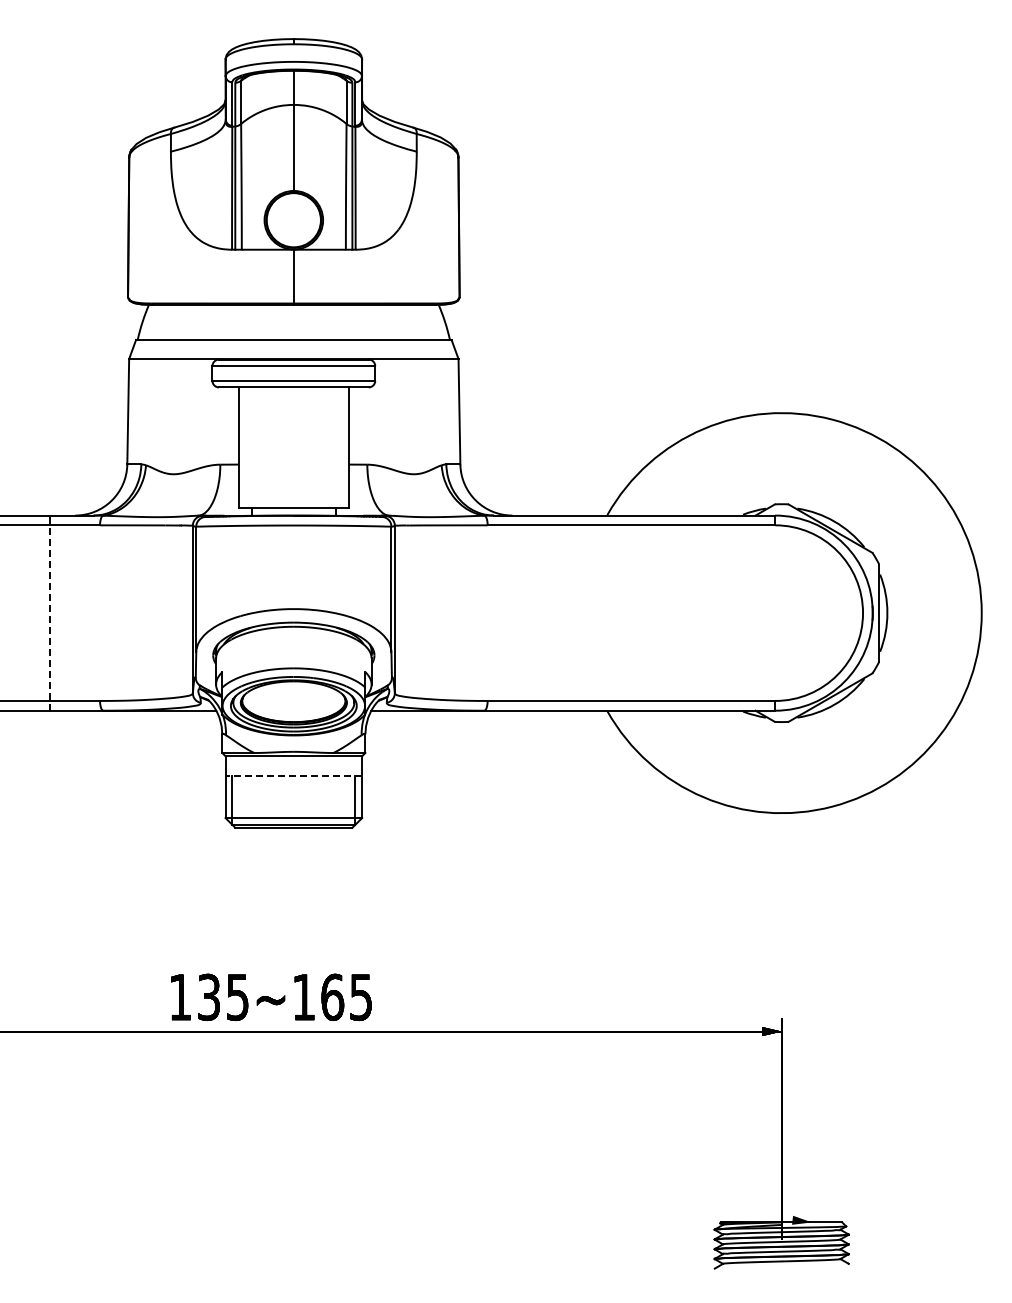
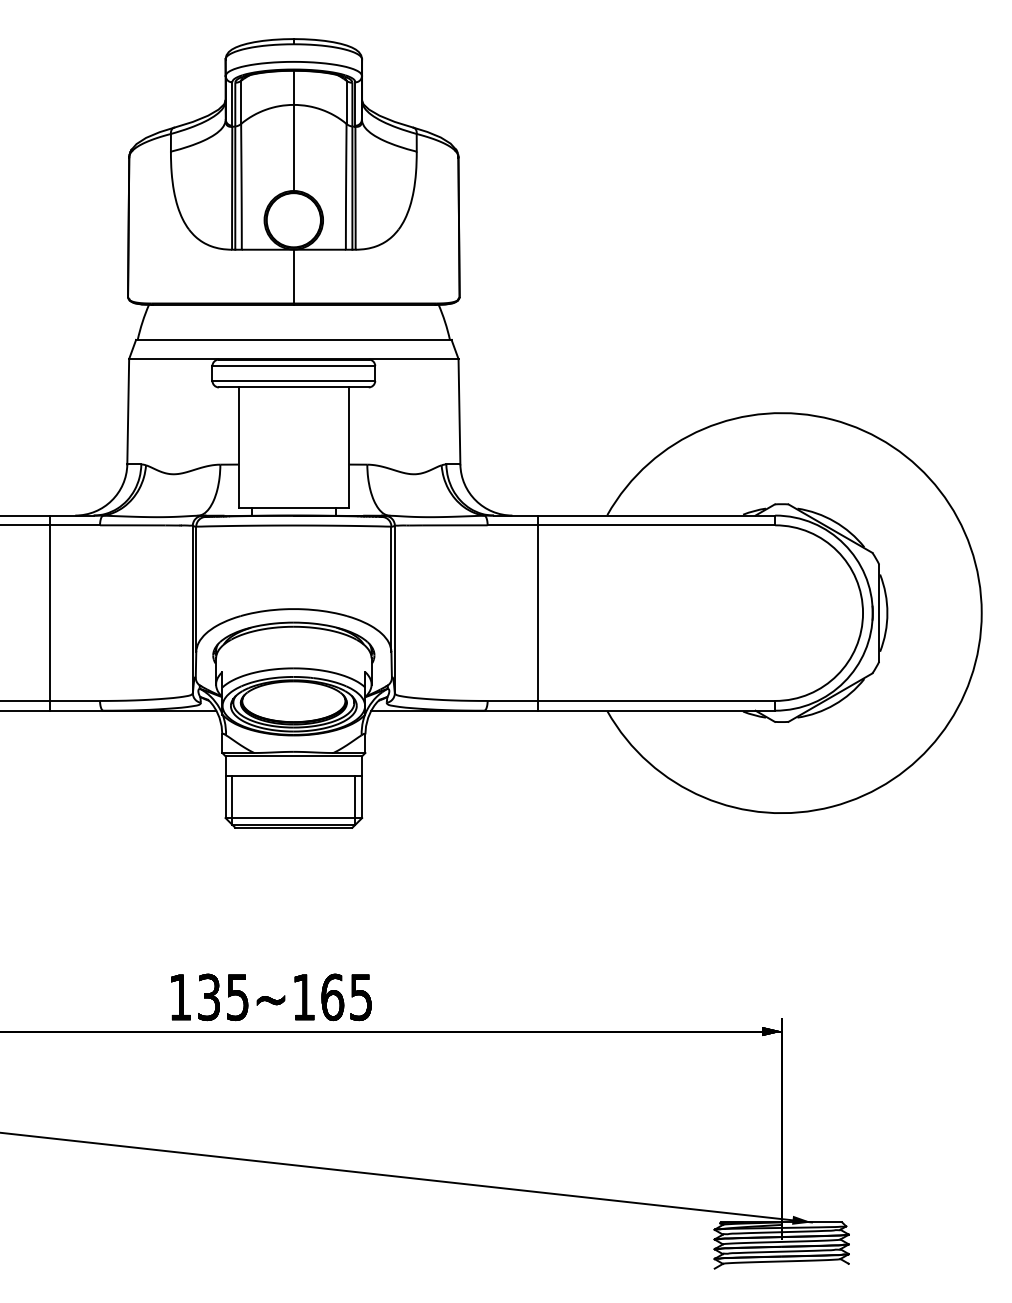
line: none -> present (537, 612)
line: dashed -> solid (49, 613)
line: dashed -> solid (293, 775)
line: none -> present (406, 1177)
